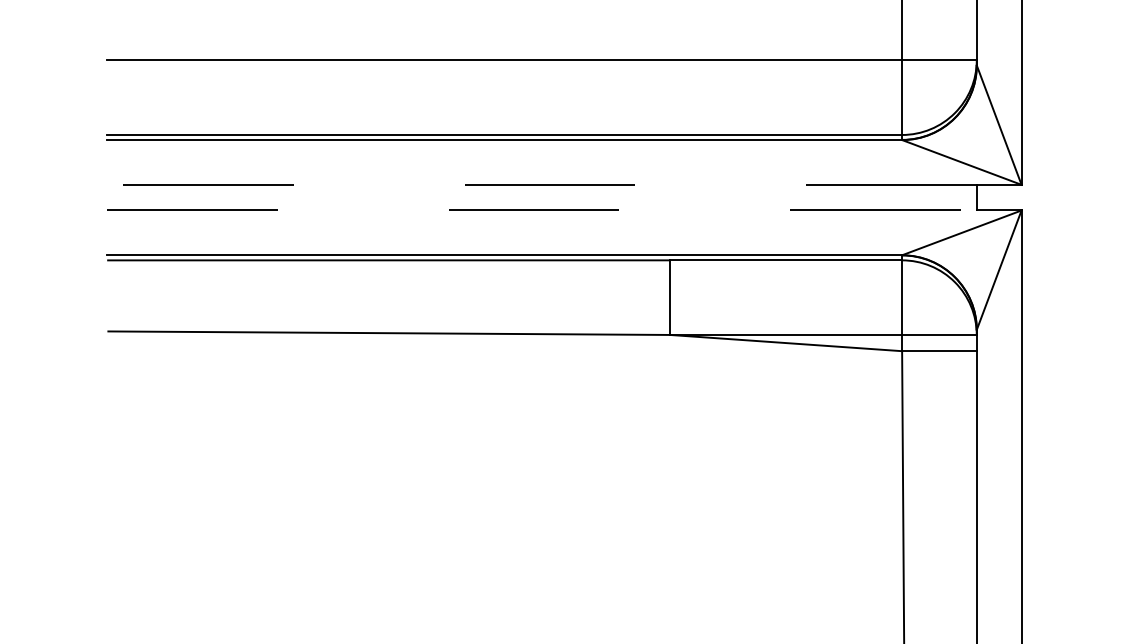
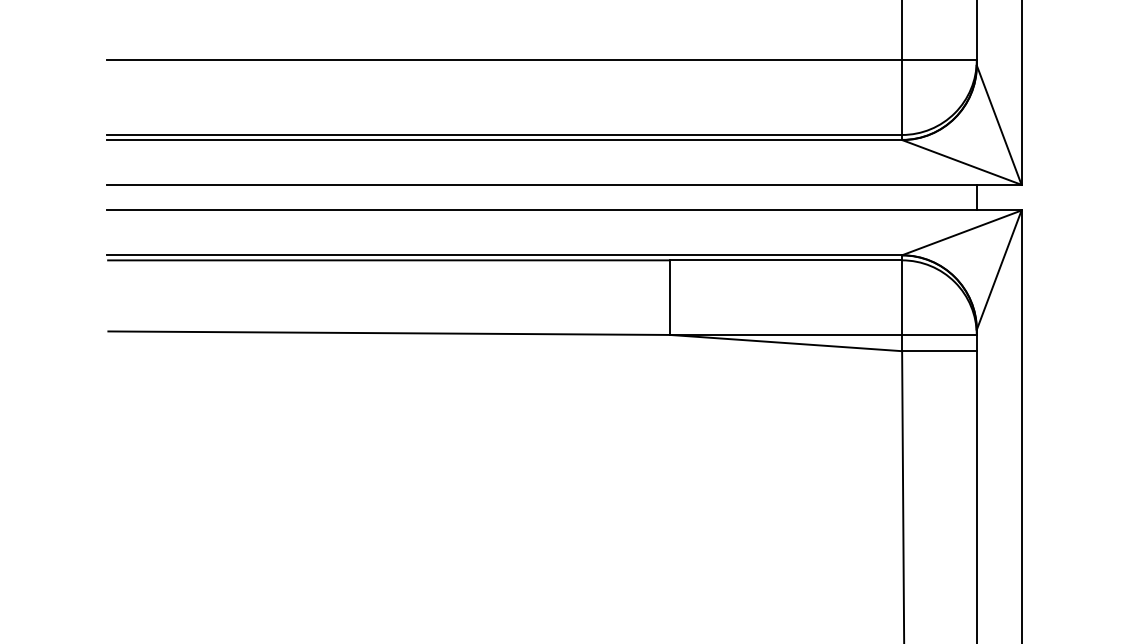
line: dashed -> solid (541, 184)
line: dashed -> solid (541, 210)
